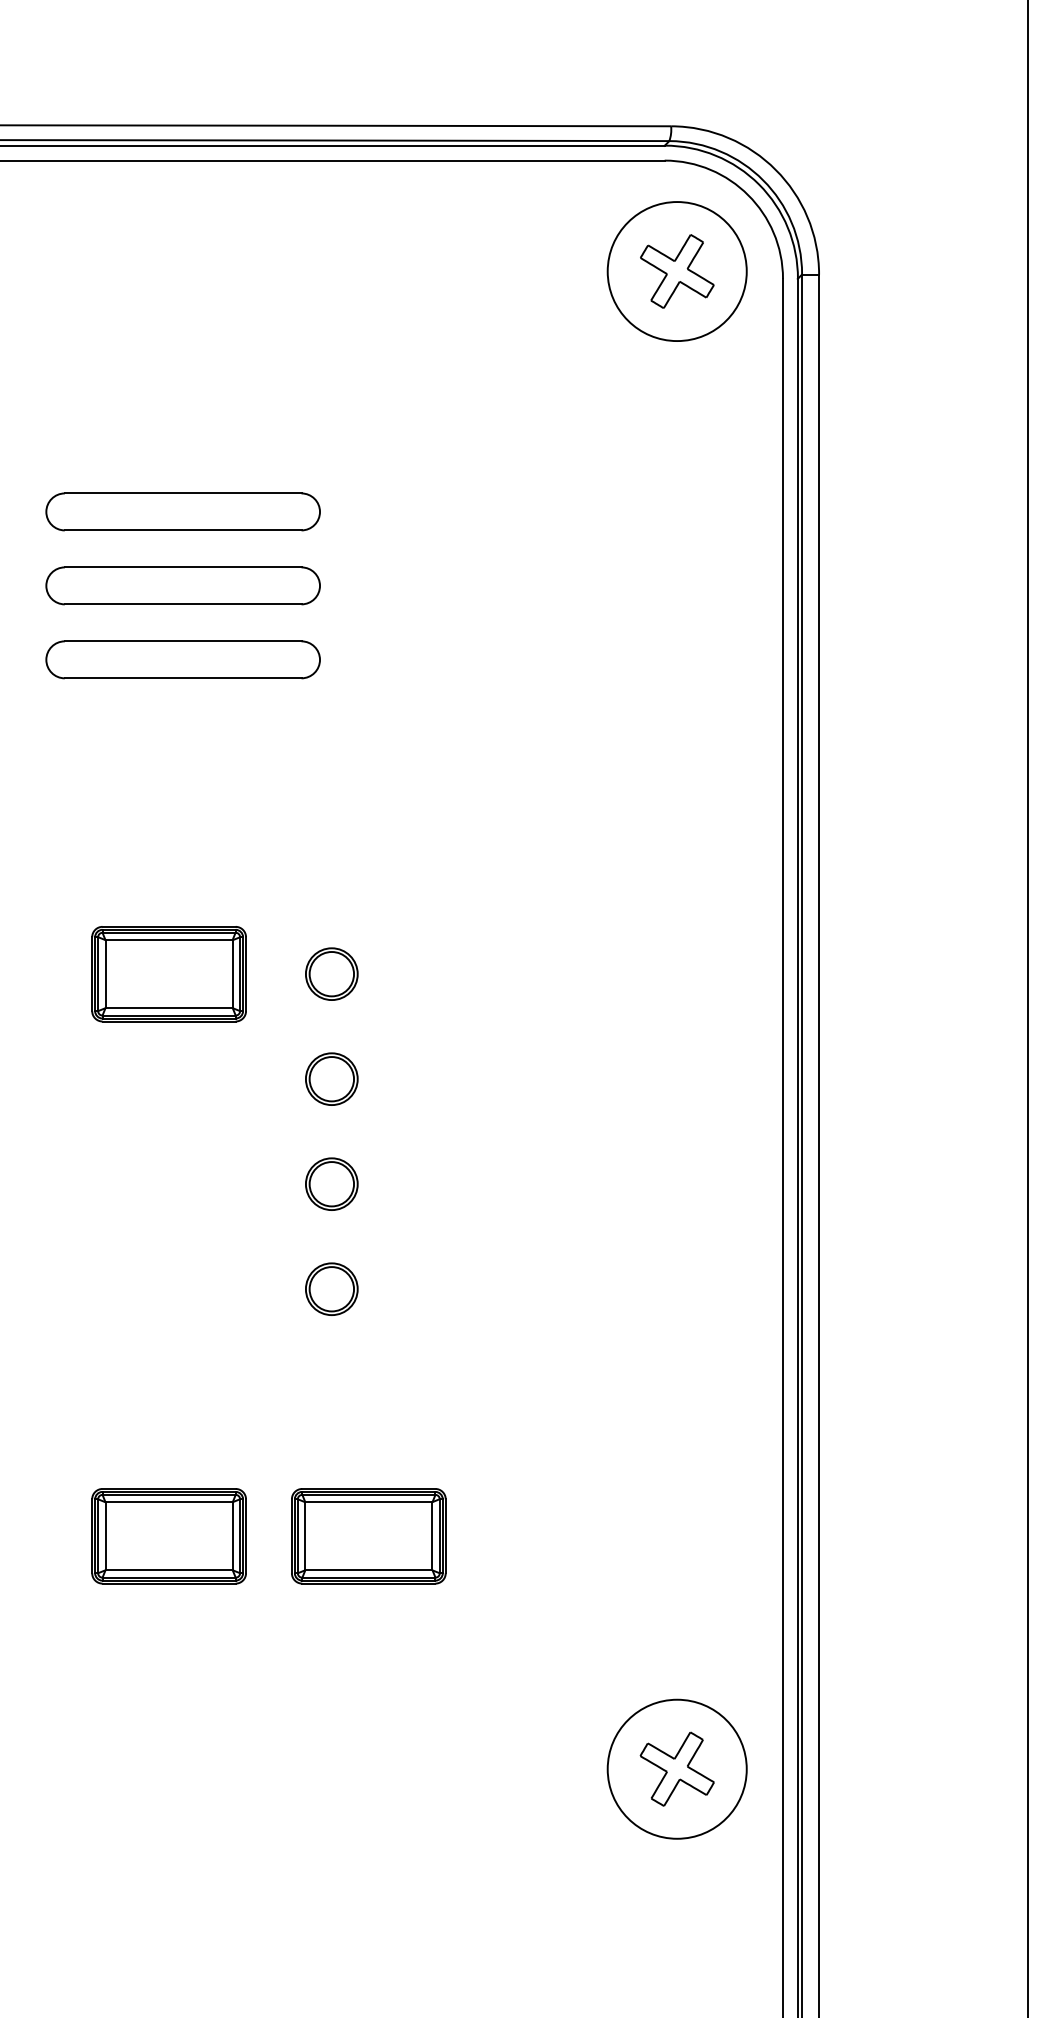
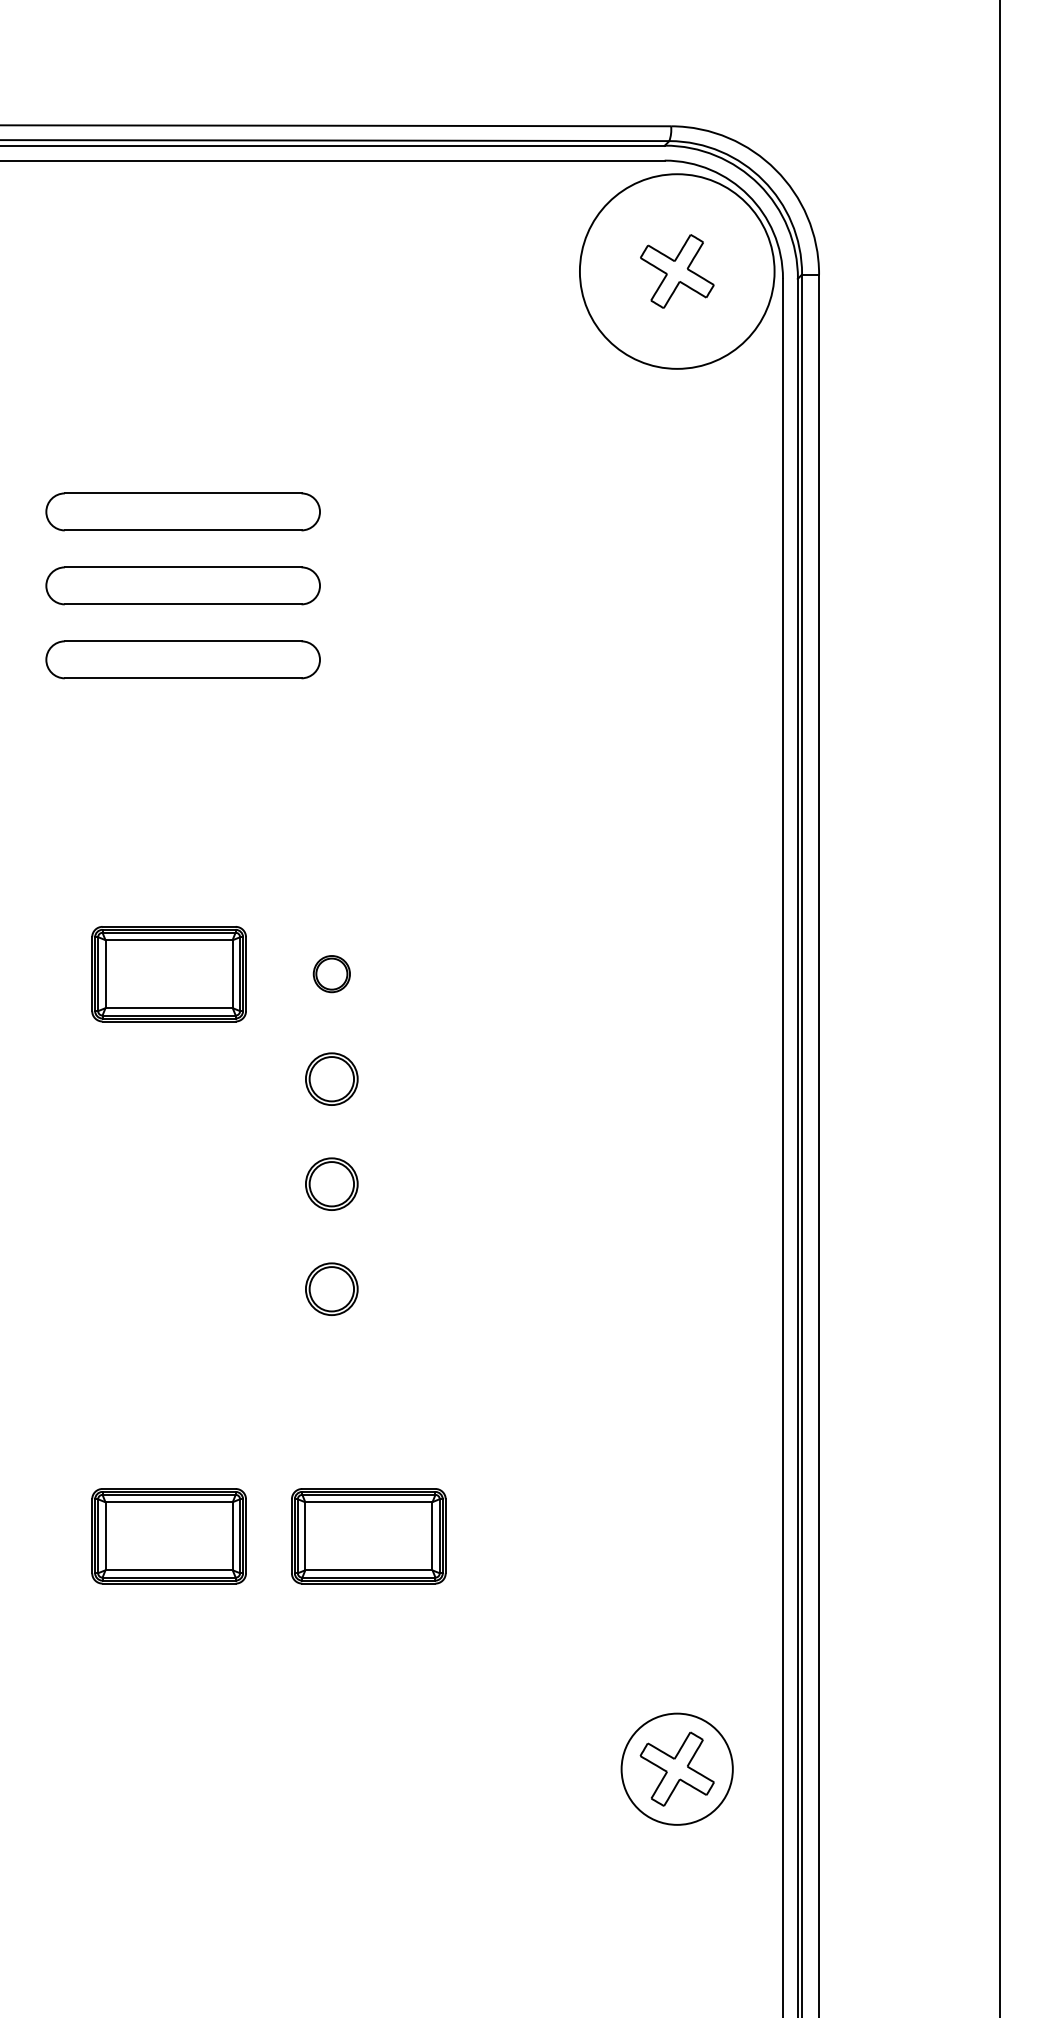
circle diameter: 139 px -> 195 px (676, 271)
part size: 54x54 px -> 39x39 px (331, 974)
line position: (1028, 1008) -> (1000, 1008) (1000, 1008)
circle diameter: 139 px -> 111 px (676, 1768)
